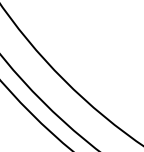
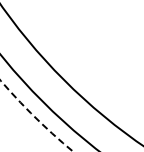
circle: solid -> dashed (36, 115)
